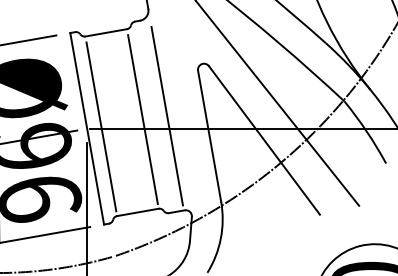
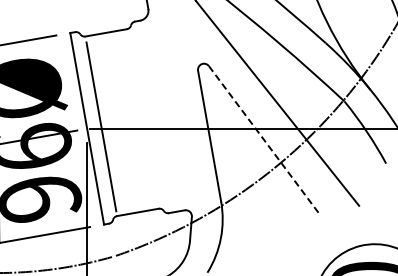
line: present -> none (166, 115)
line: present -> none (142, 119)
line: solid -> dashed (264, 140)
